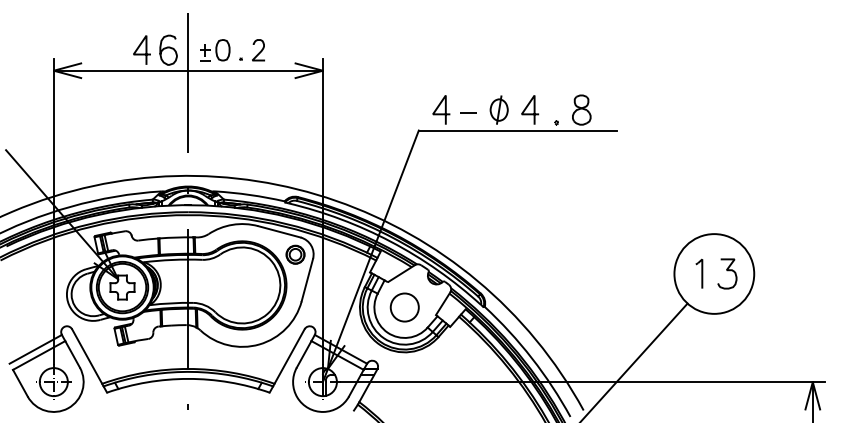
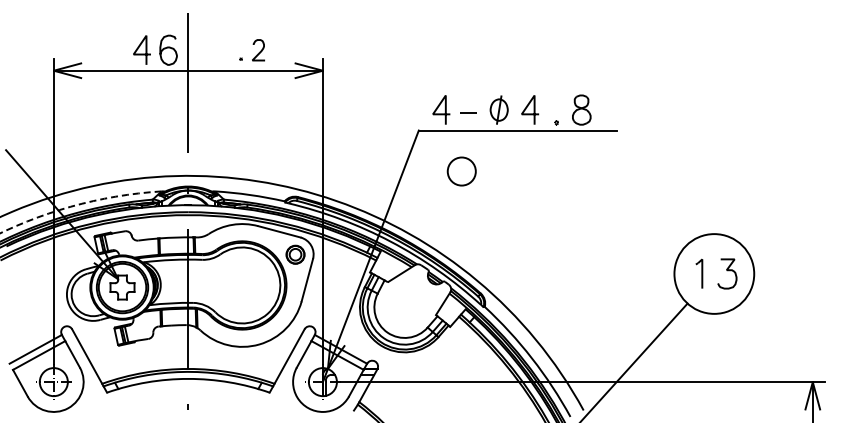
part: present -> none (215, 50)
arc: solid -> dashed (79, 204)
circle position: (404, 307) -> (461, 171) (461, 171)
